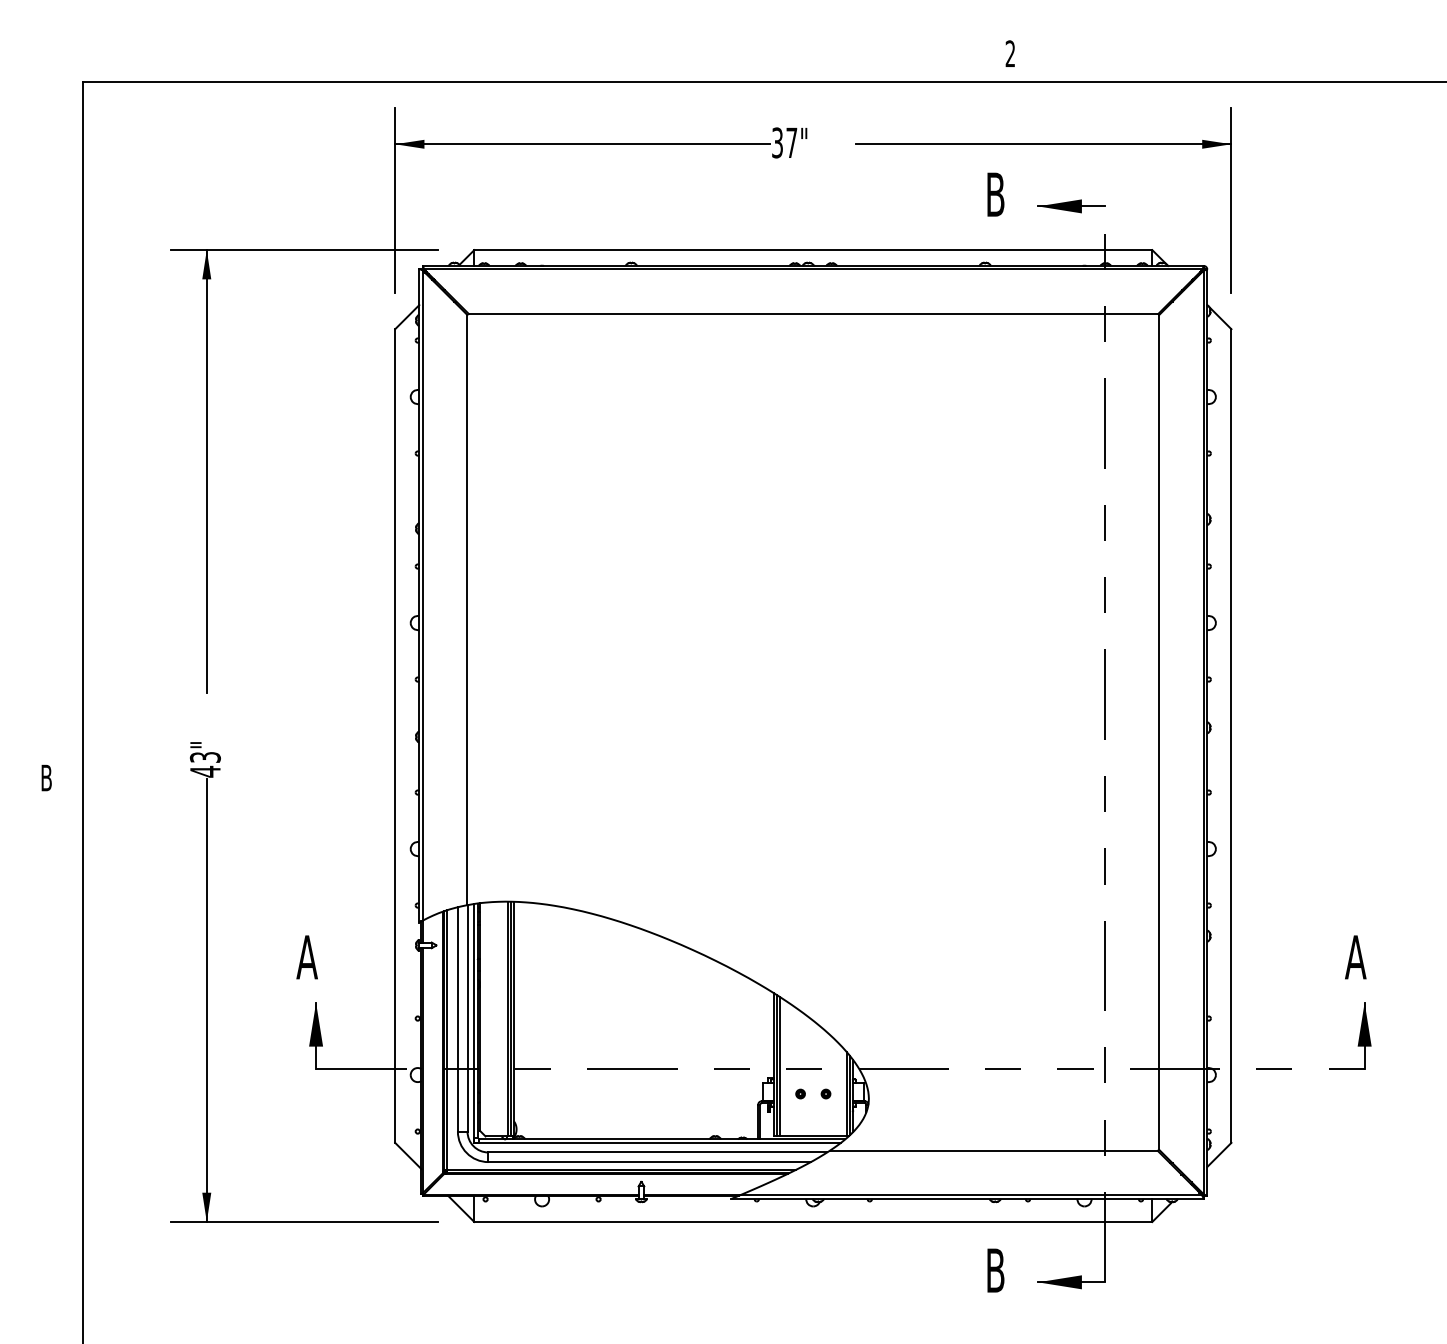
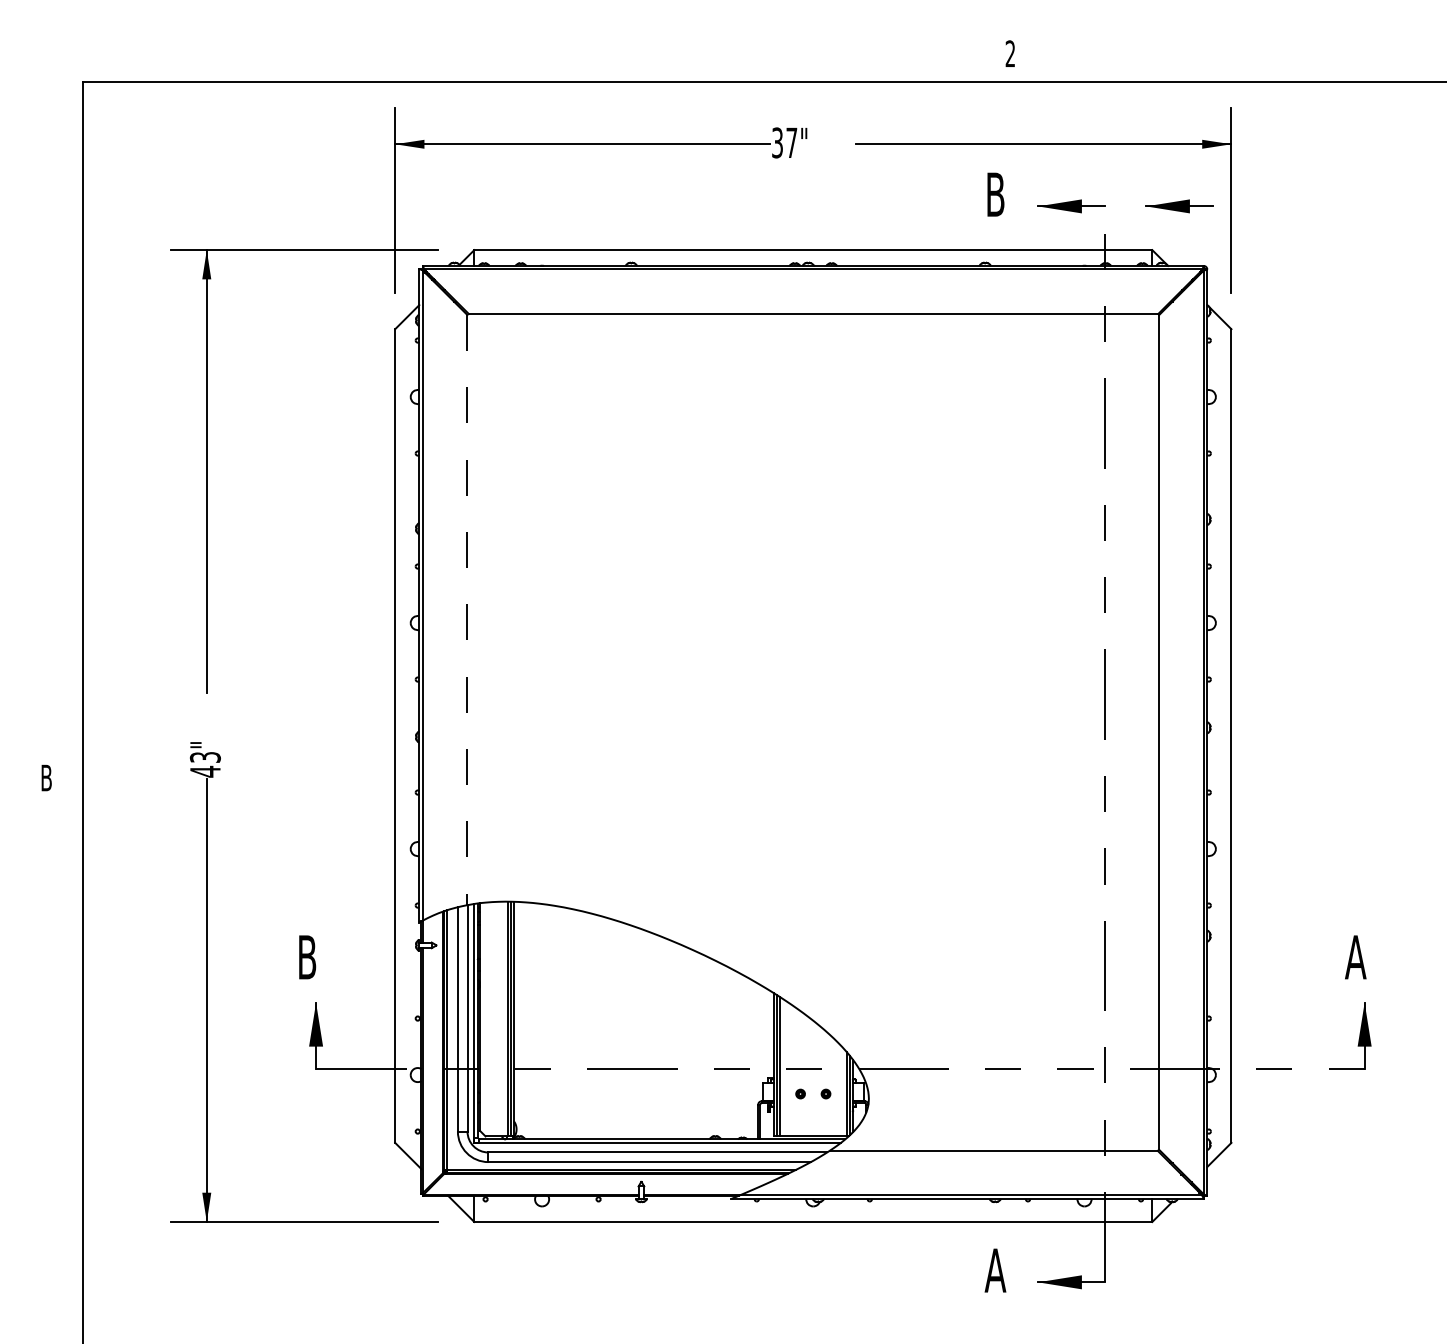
part: none -> present (1179, 206)
line: solid -> dashed (467, 610)
text: A -> B (306, 957)
text: B -> A (995, 1270)
